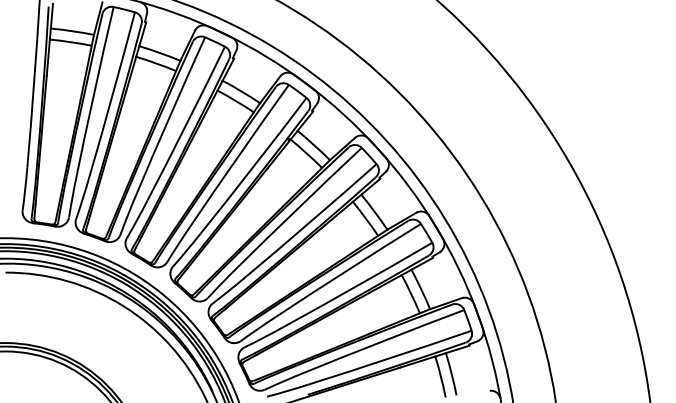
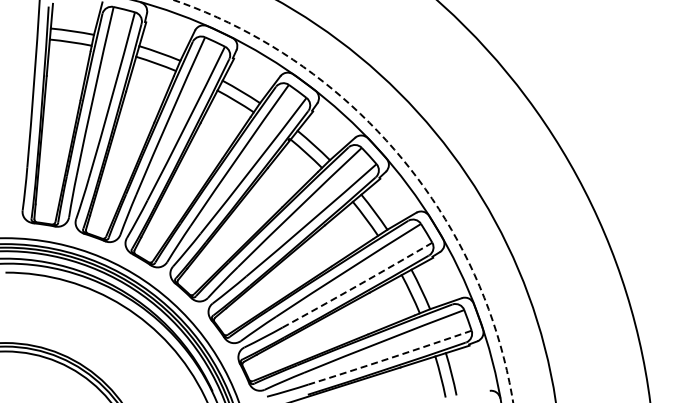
circle: solid -> dashed (343, 201)
arc: solid -> dashed (357, 285)
arc: solid -> dashed (390, 358)
